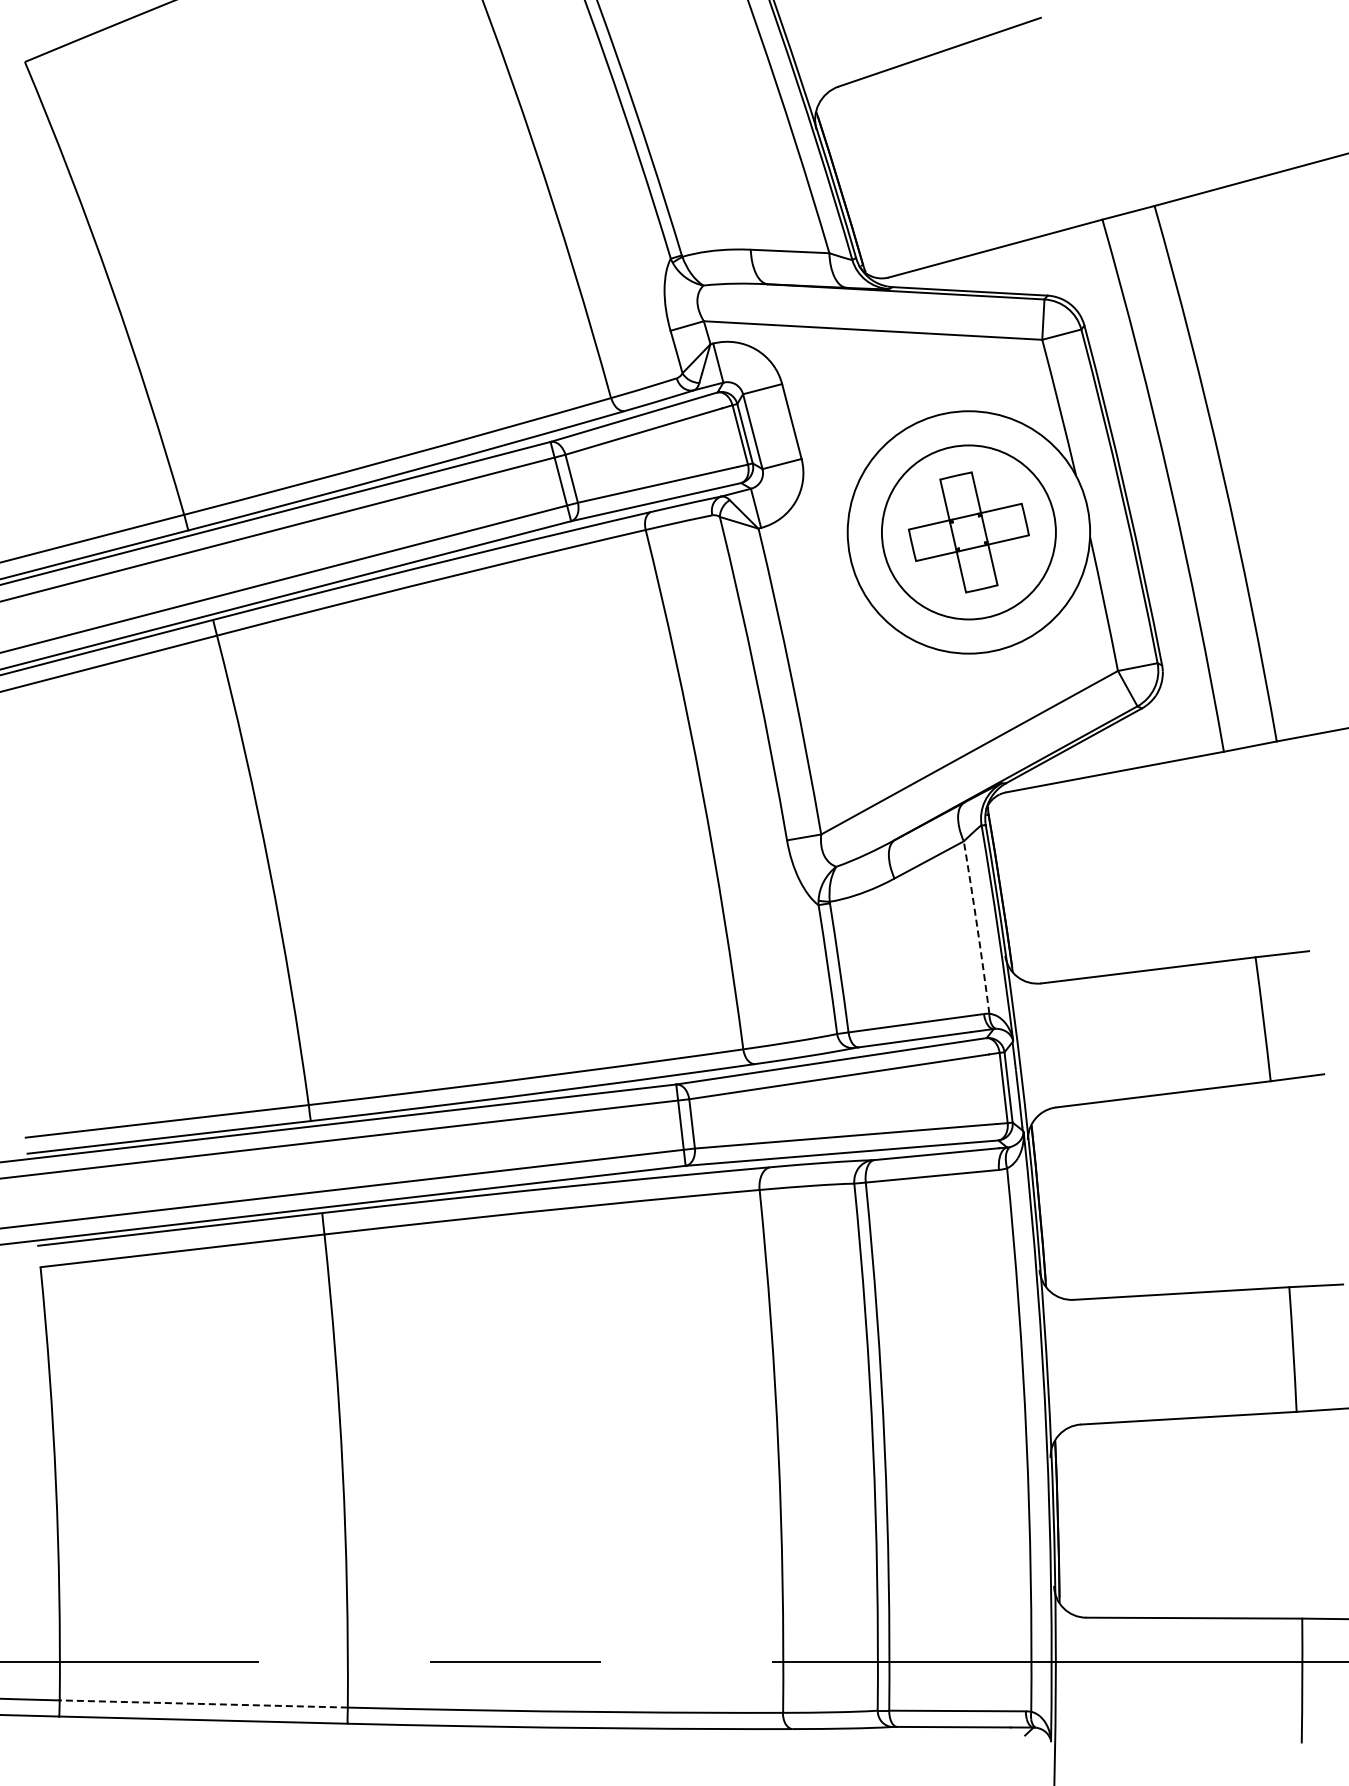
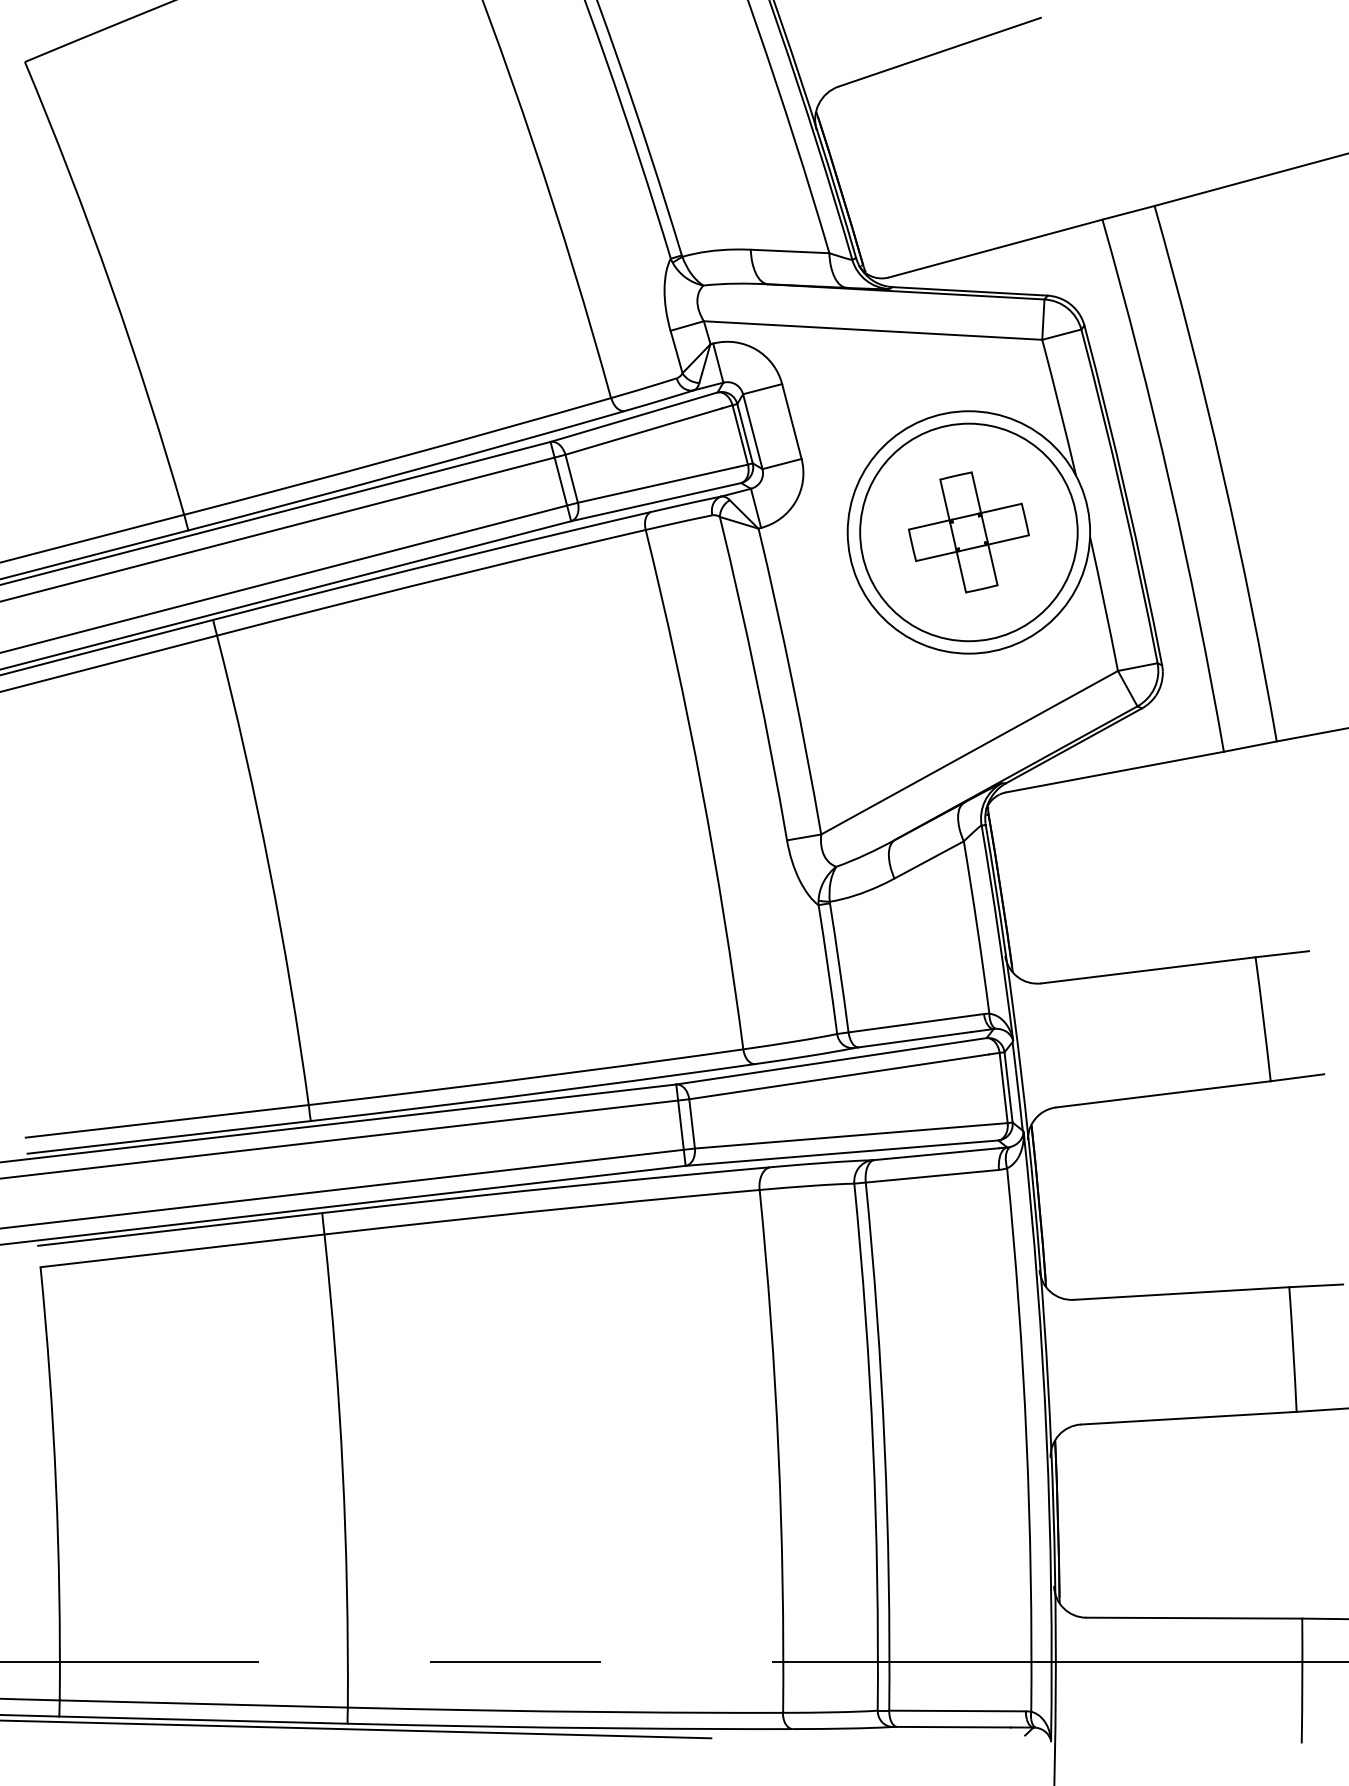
circle diameter: 174 px -> 218 px (968, 532)
arc: dashed -> solid (977, 927)
line: dashed -> solid (203, 1703)
line: none -> present (356, 1729)
